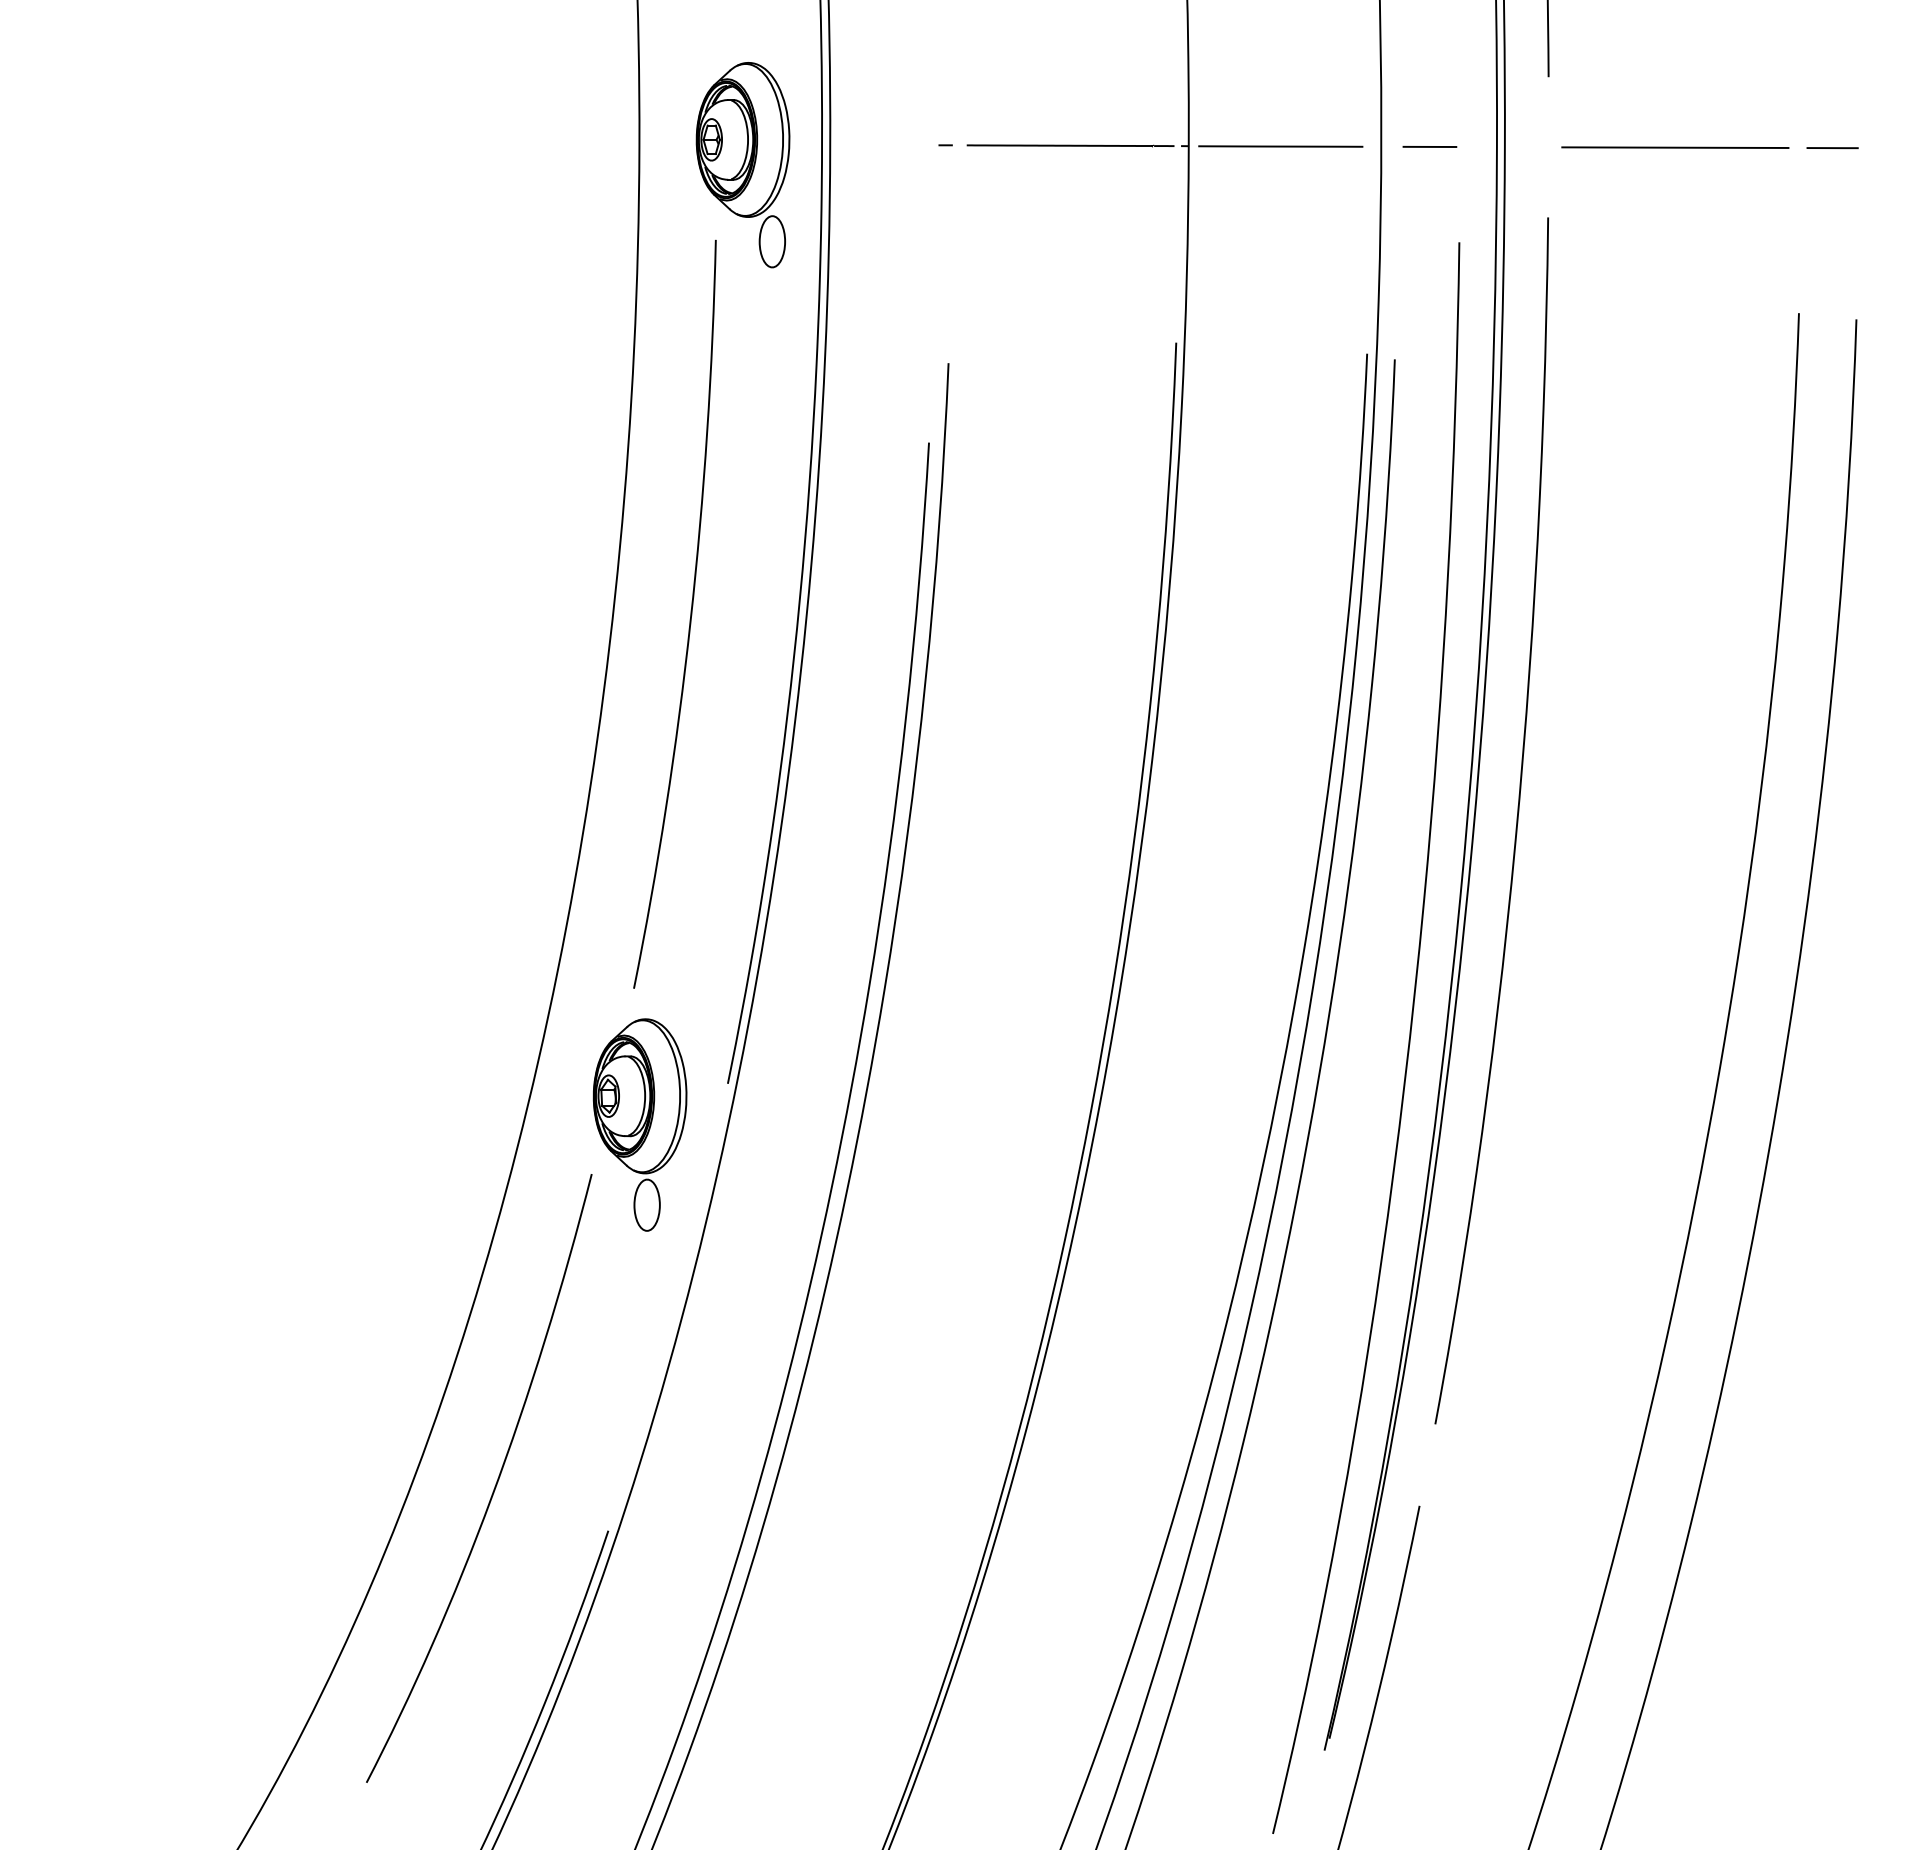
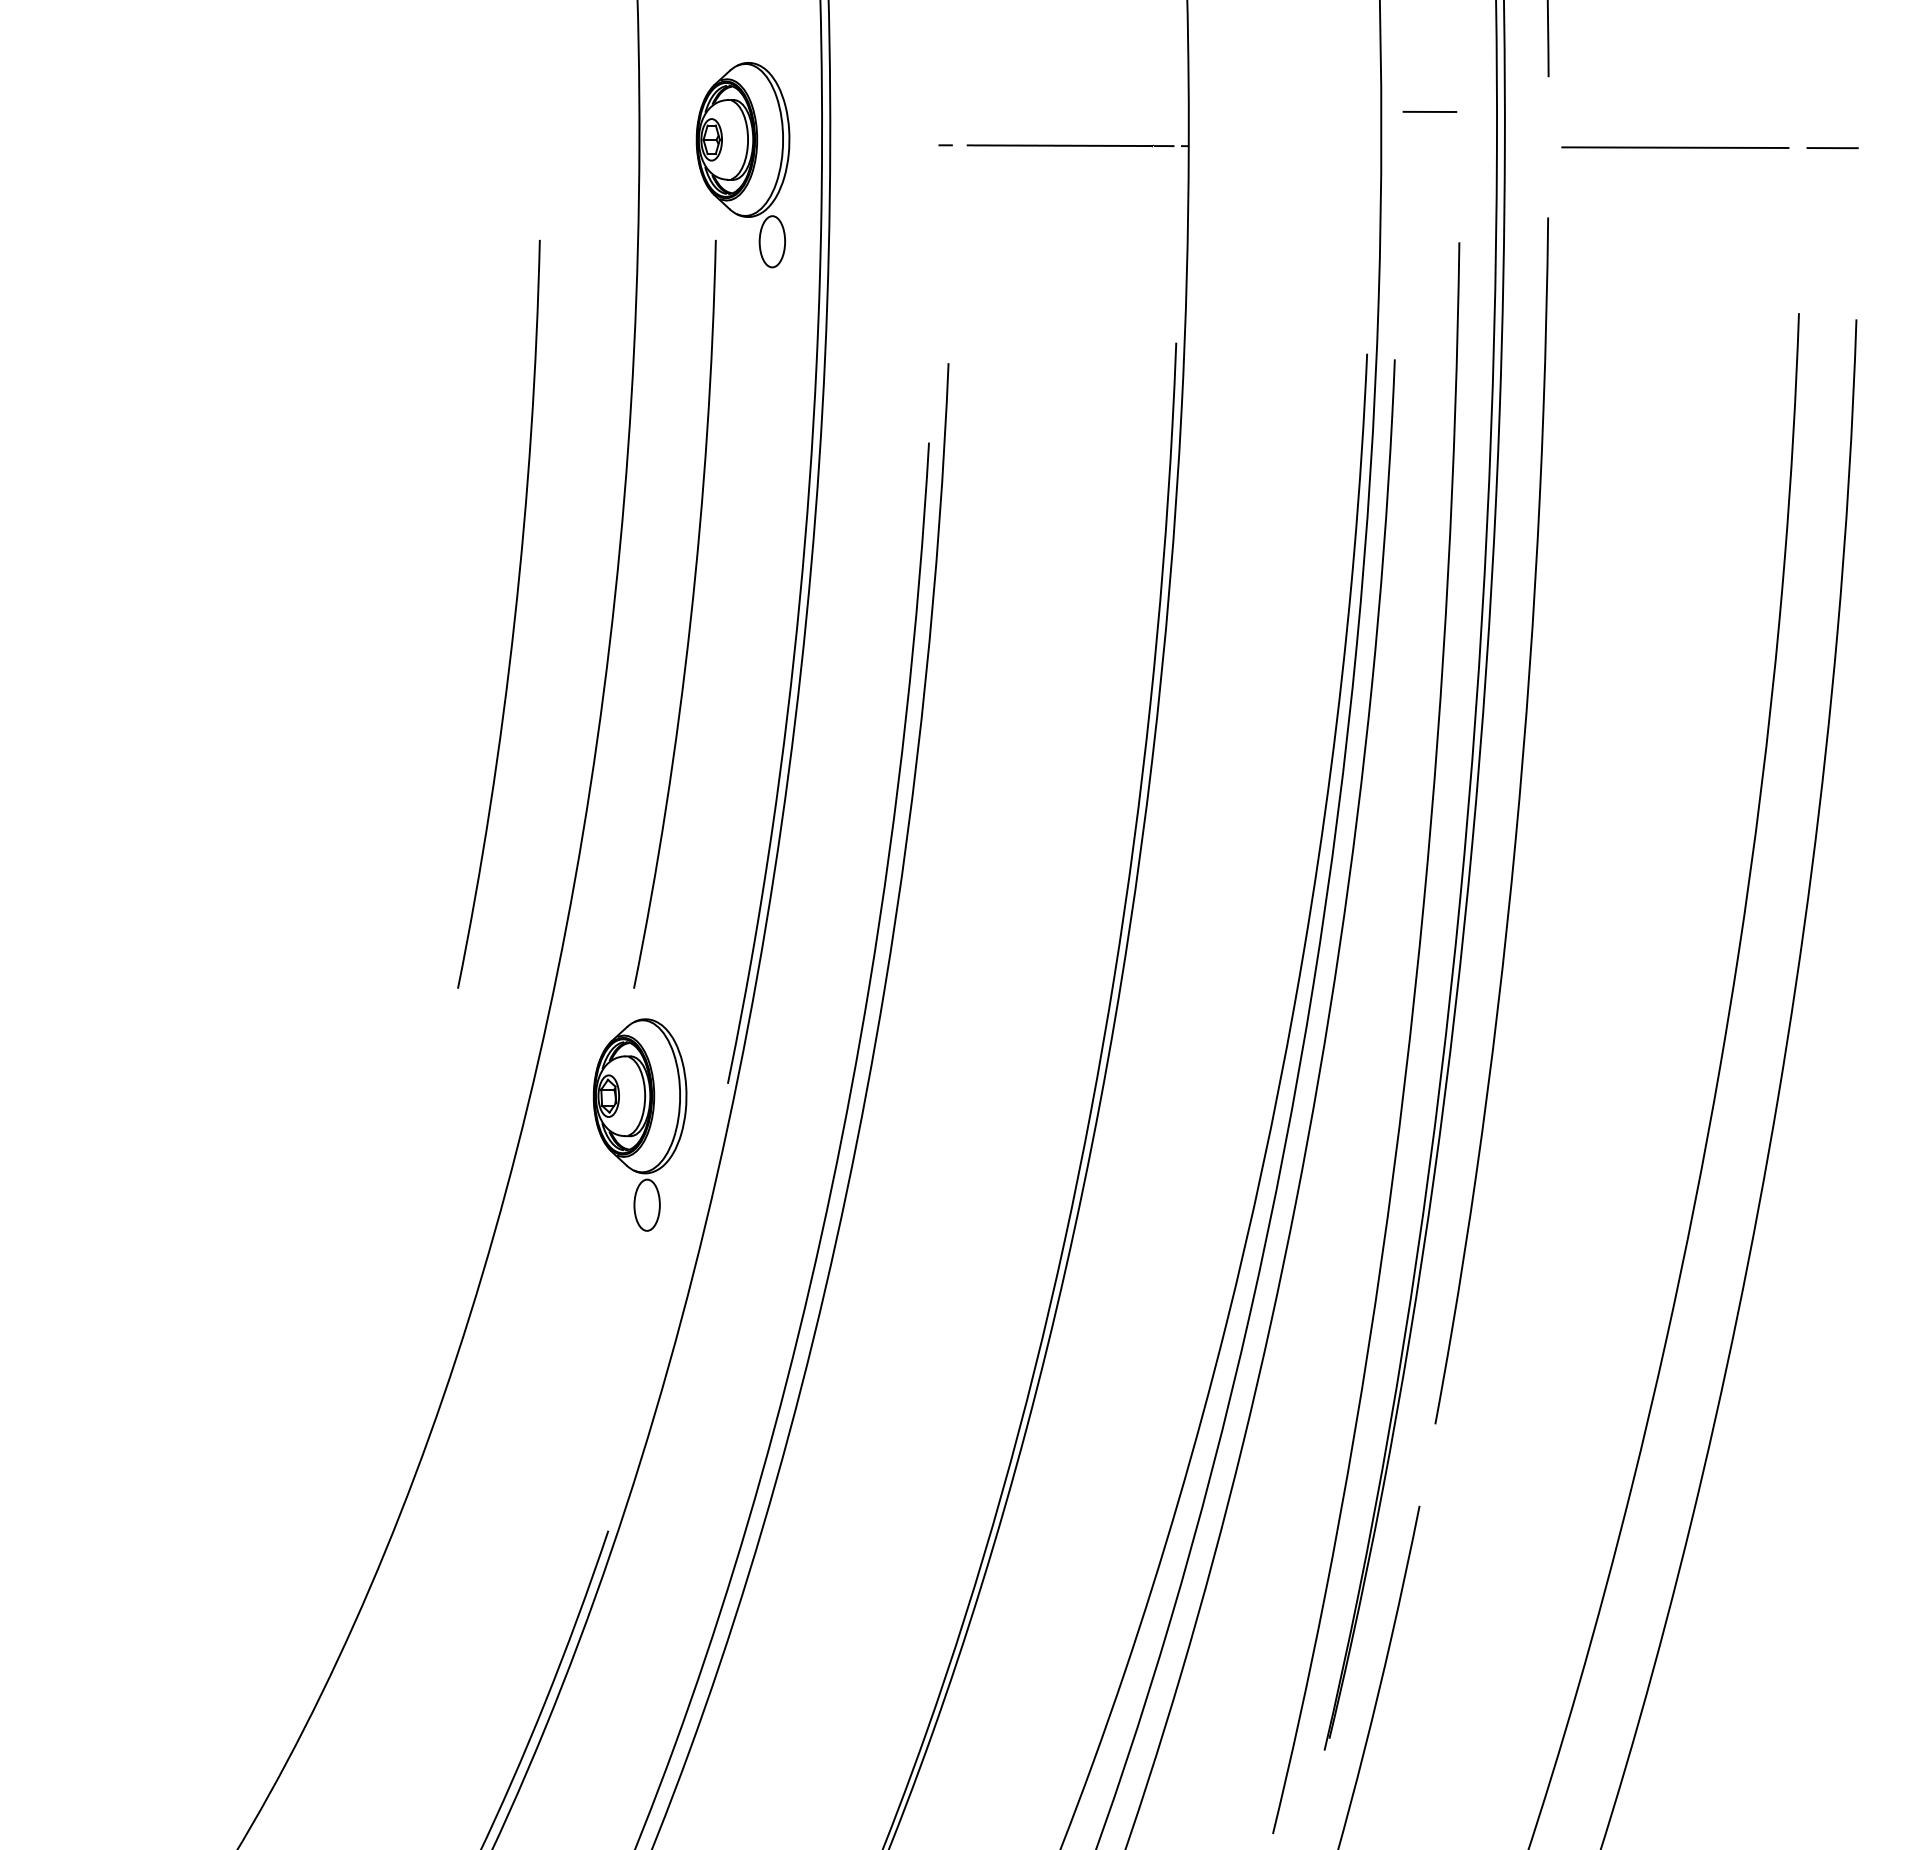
line: present -> none (1280, 146)
line position: (1429, 146) -> (1429, 111) (1429, 111)
curve: none -> present (514, 613)
curve: present -> none (495, 1483)
